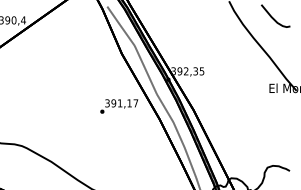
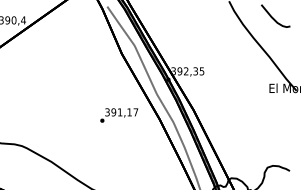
text position: (119, 106) -> (119, 115) (119, 115)
